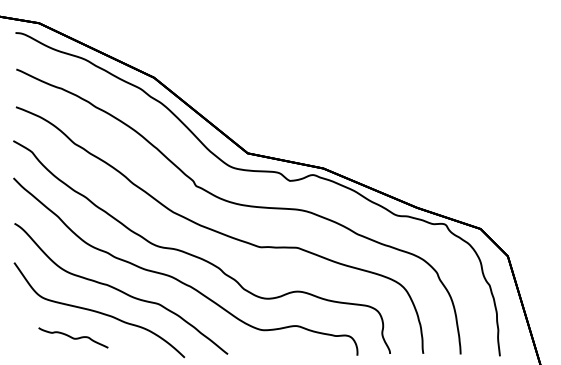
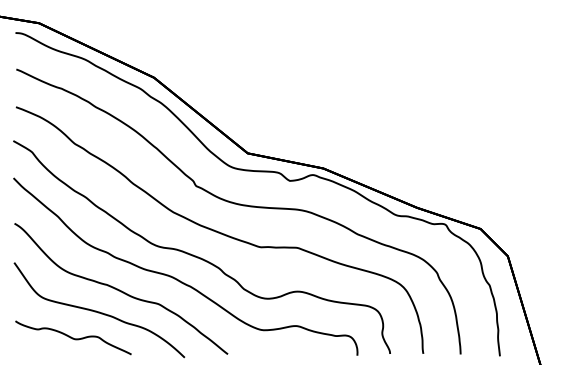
part size: 71x22 px -> 117x36 px (73, 337)
